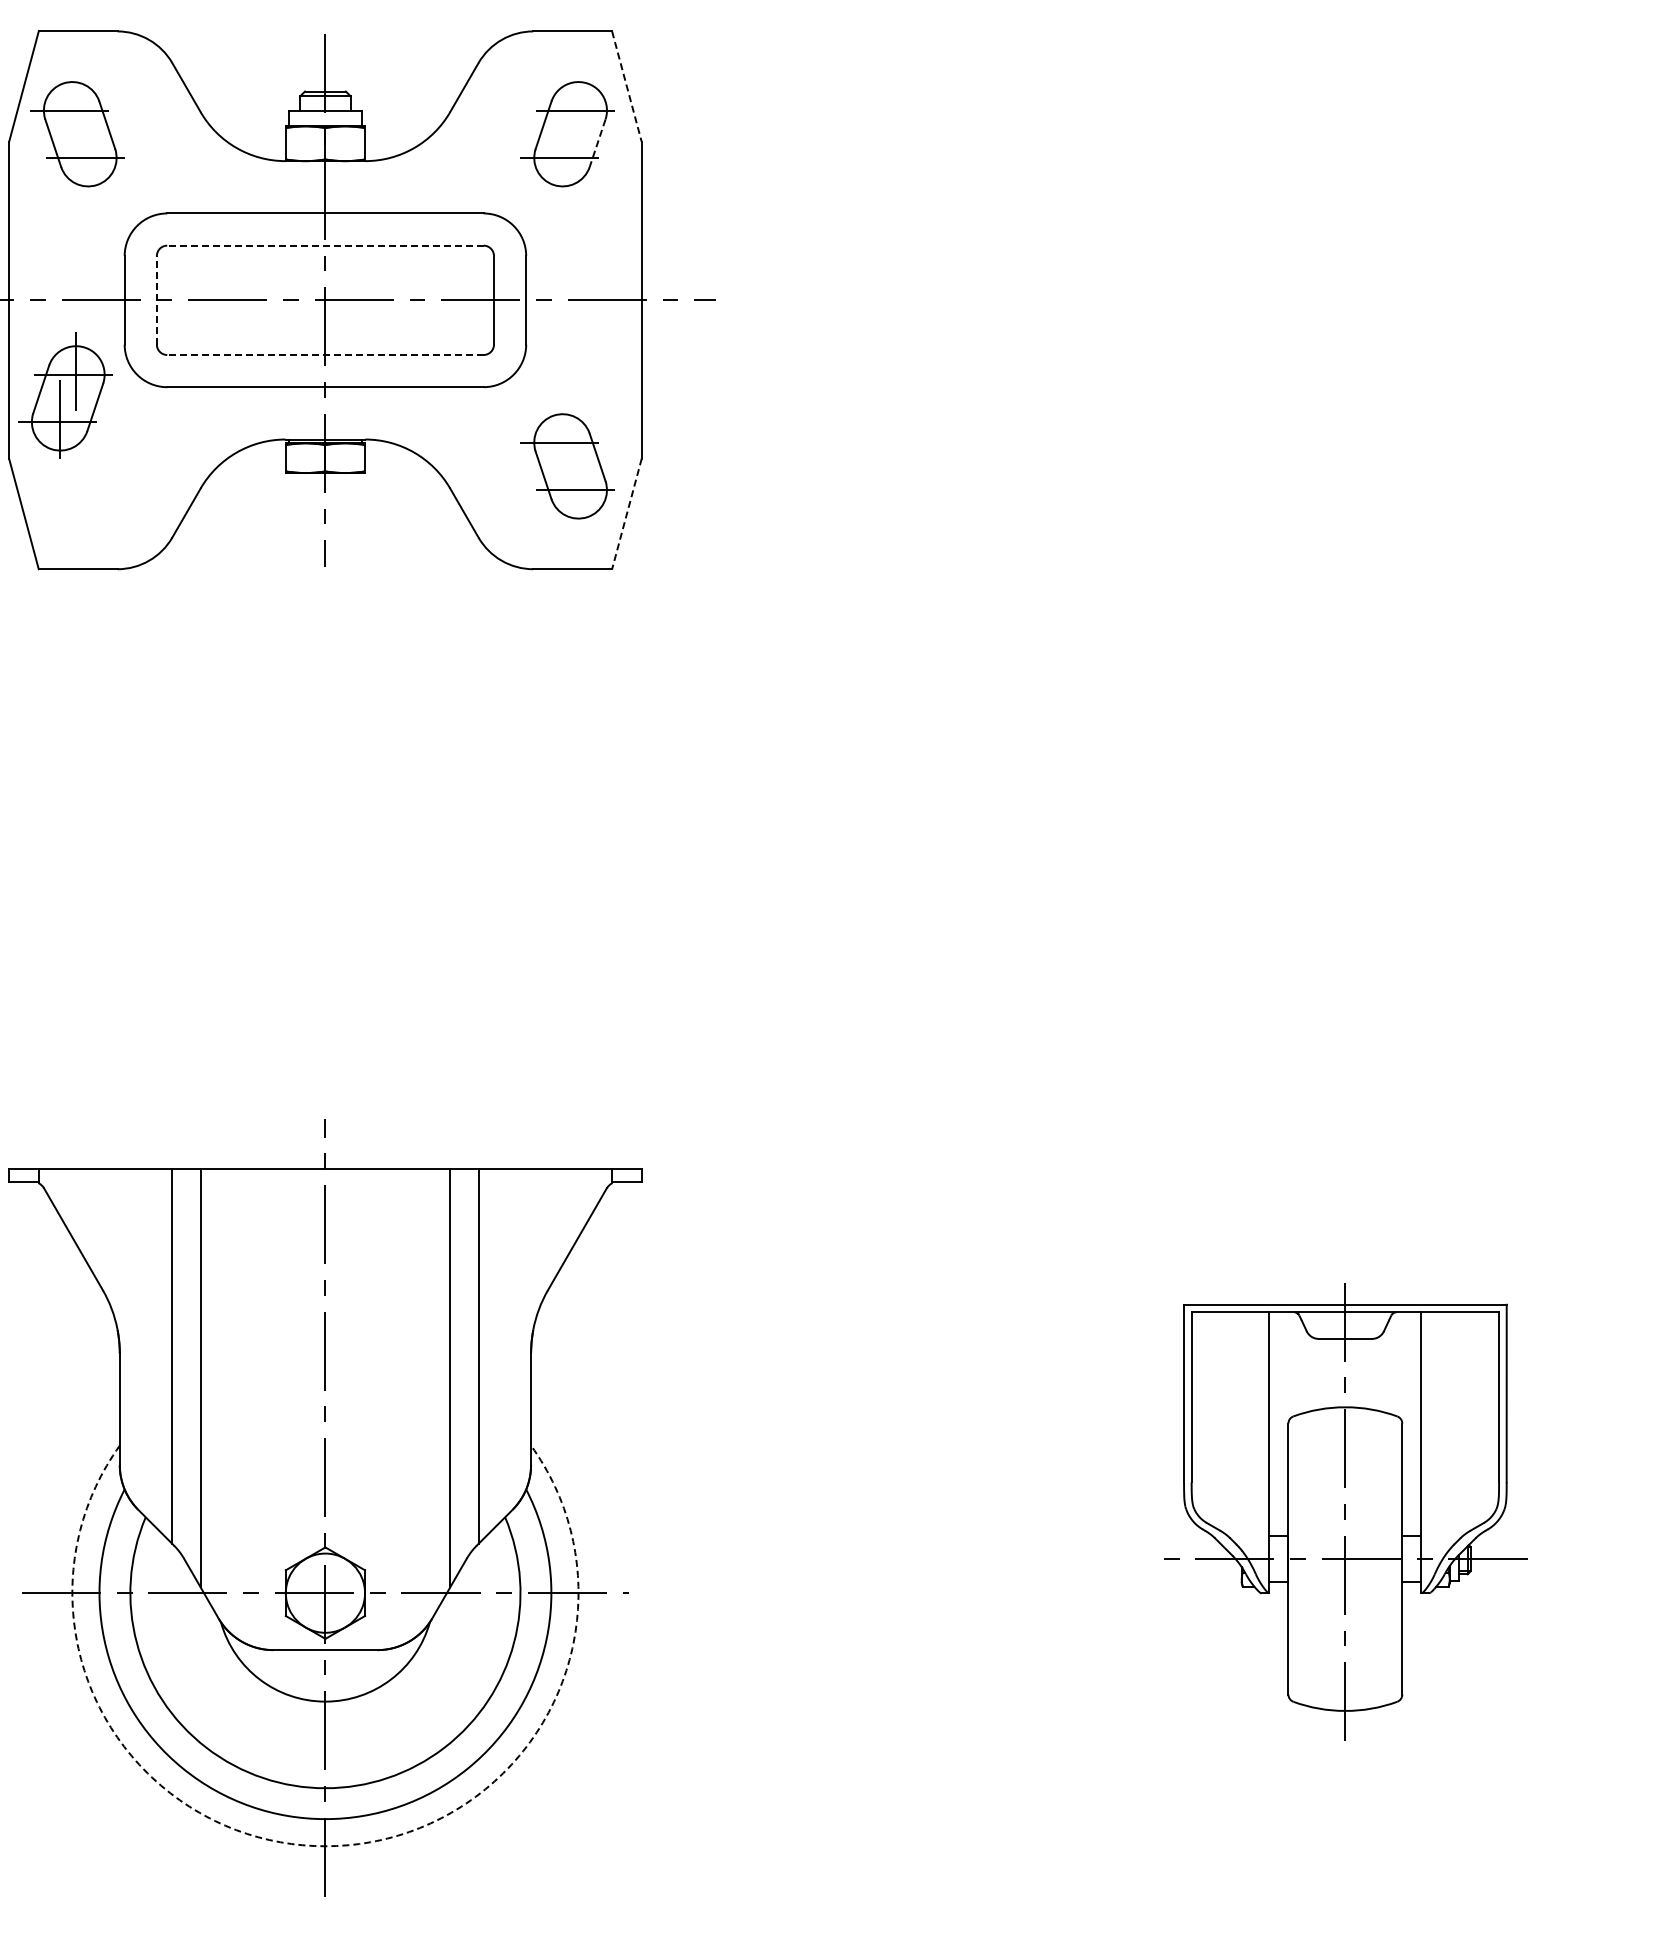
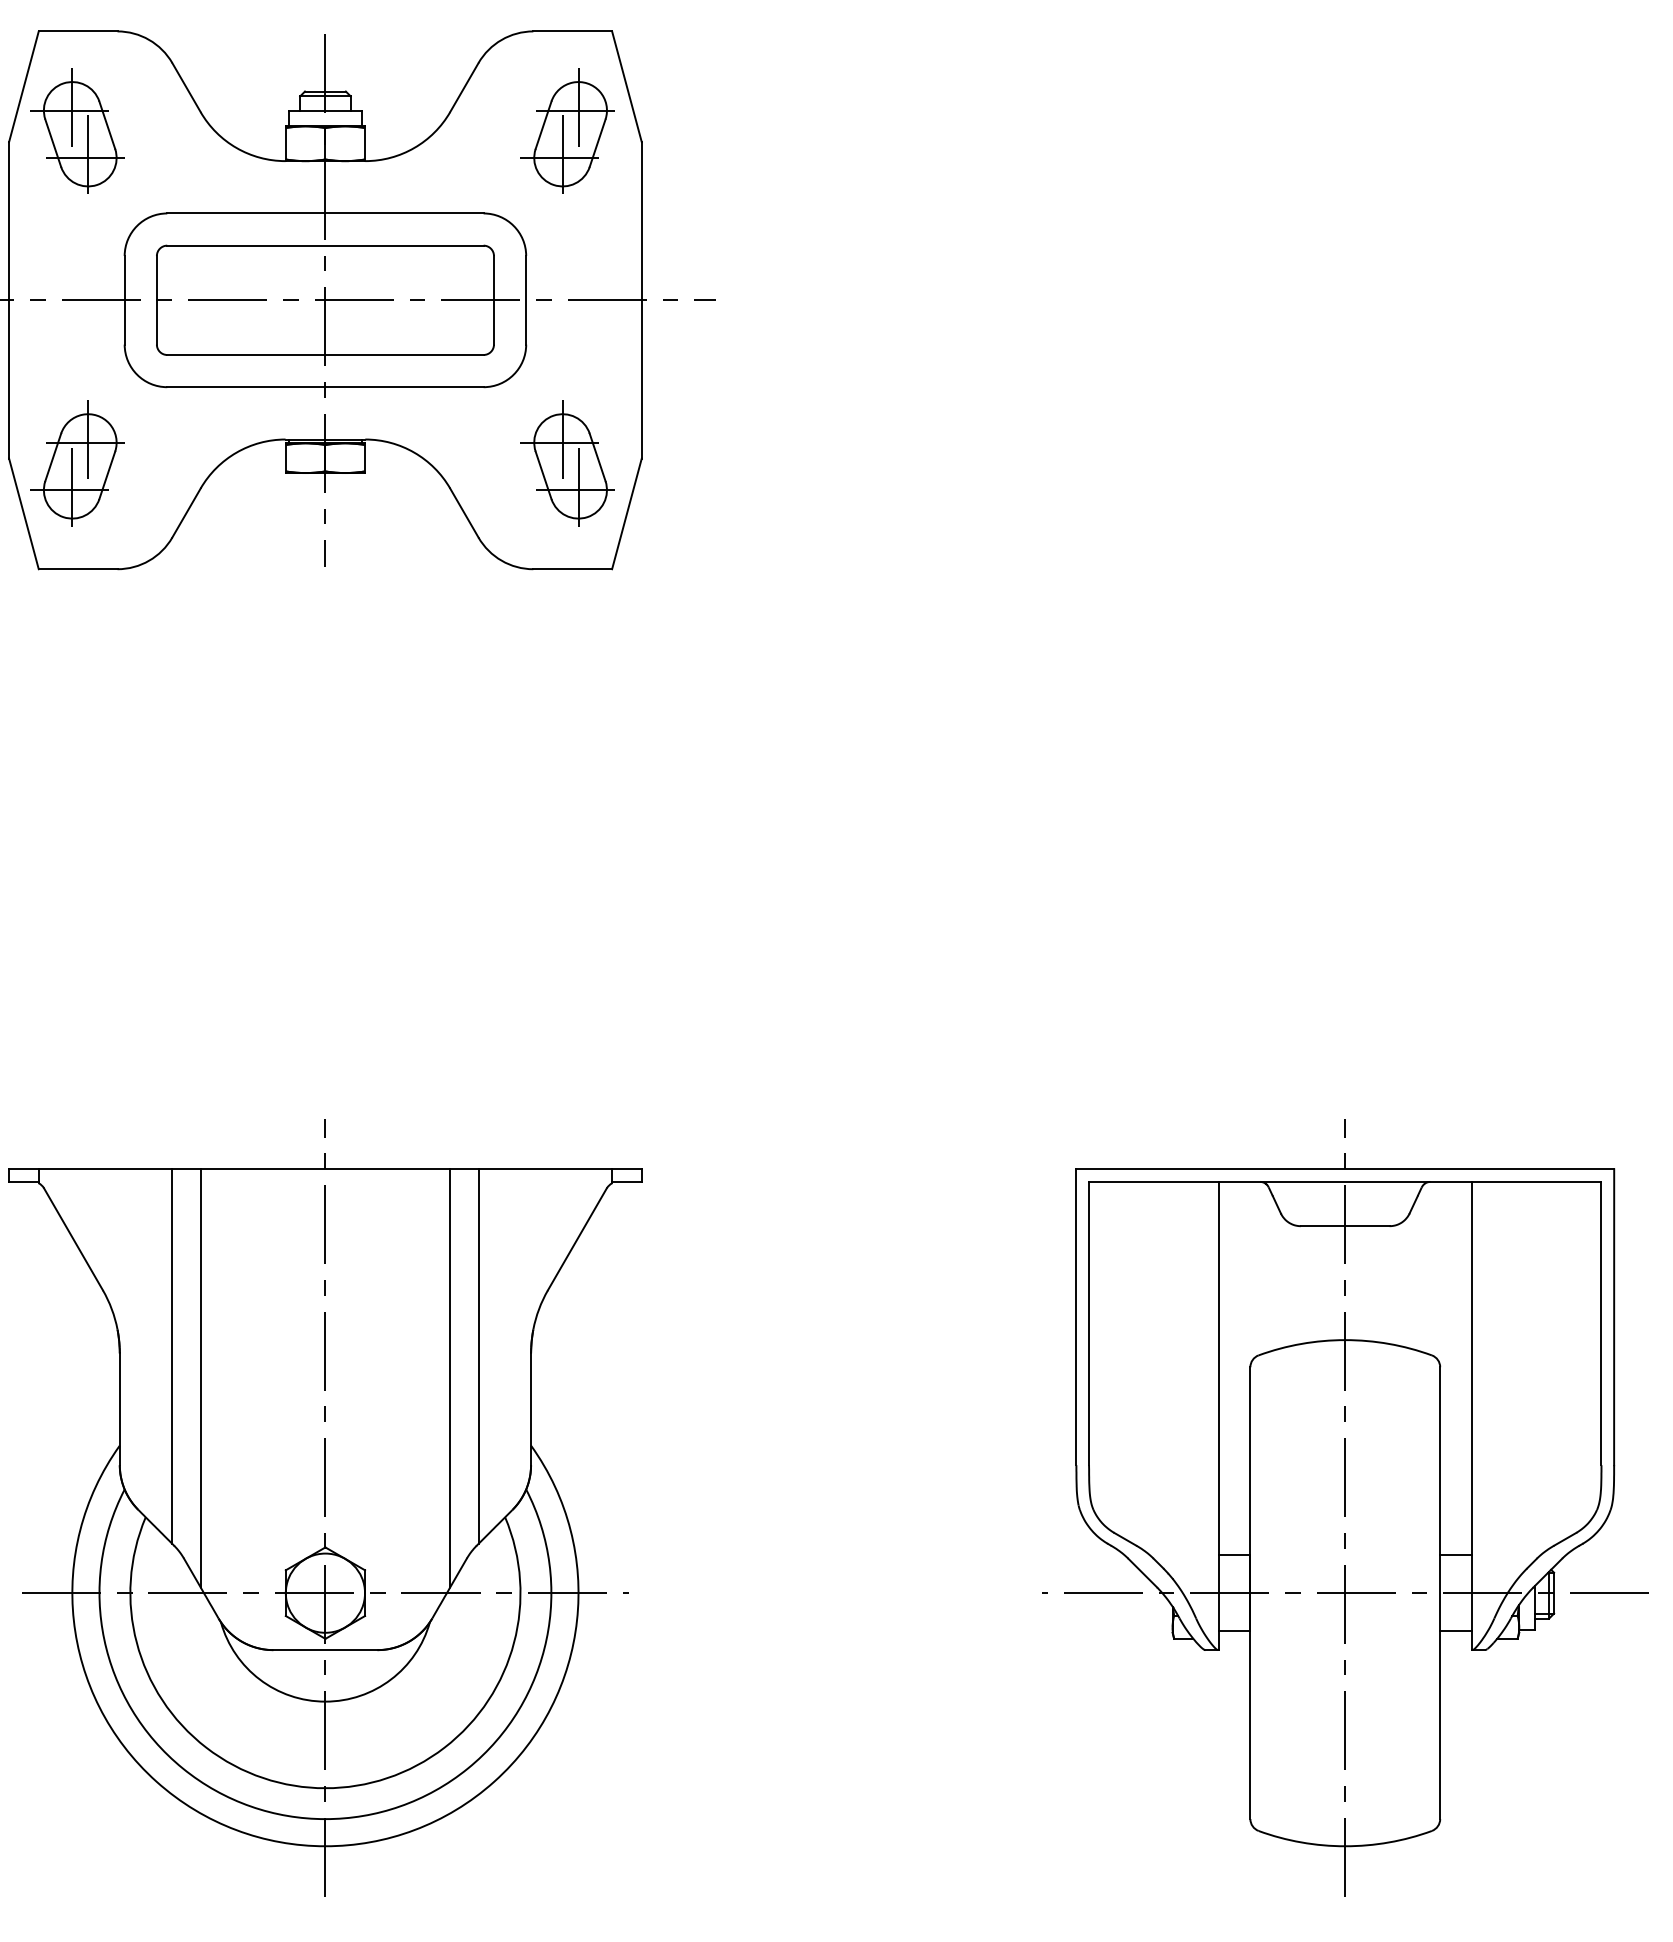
line: dashed -> solid (627, 87)
line: none -> present (72, 110)
line: none -> present (578, 110)
line: dashed -> solid (597, 143)
line: none -> present (88, 157)
line: none -> present (562, 157)
line: dashed -> solid (324, 245)
line: dashed -> solid (156, 299)
line: dashed -> solid (324, 354)
part position: (65, 395) -> (77, 463) (77, 463)
line: none -> present (562, 442)
line: none -> present (578, 489)
line: dashed -> solid (626, 514)
part size: 364x458 px -> 607x778 px (1345, 1507)
arc: dashed -> solid (325, 1846)
